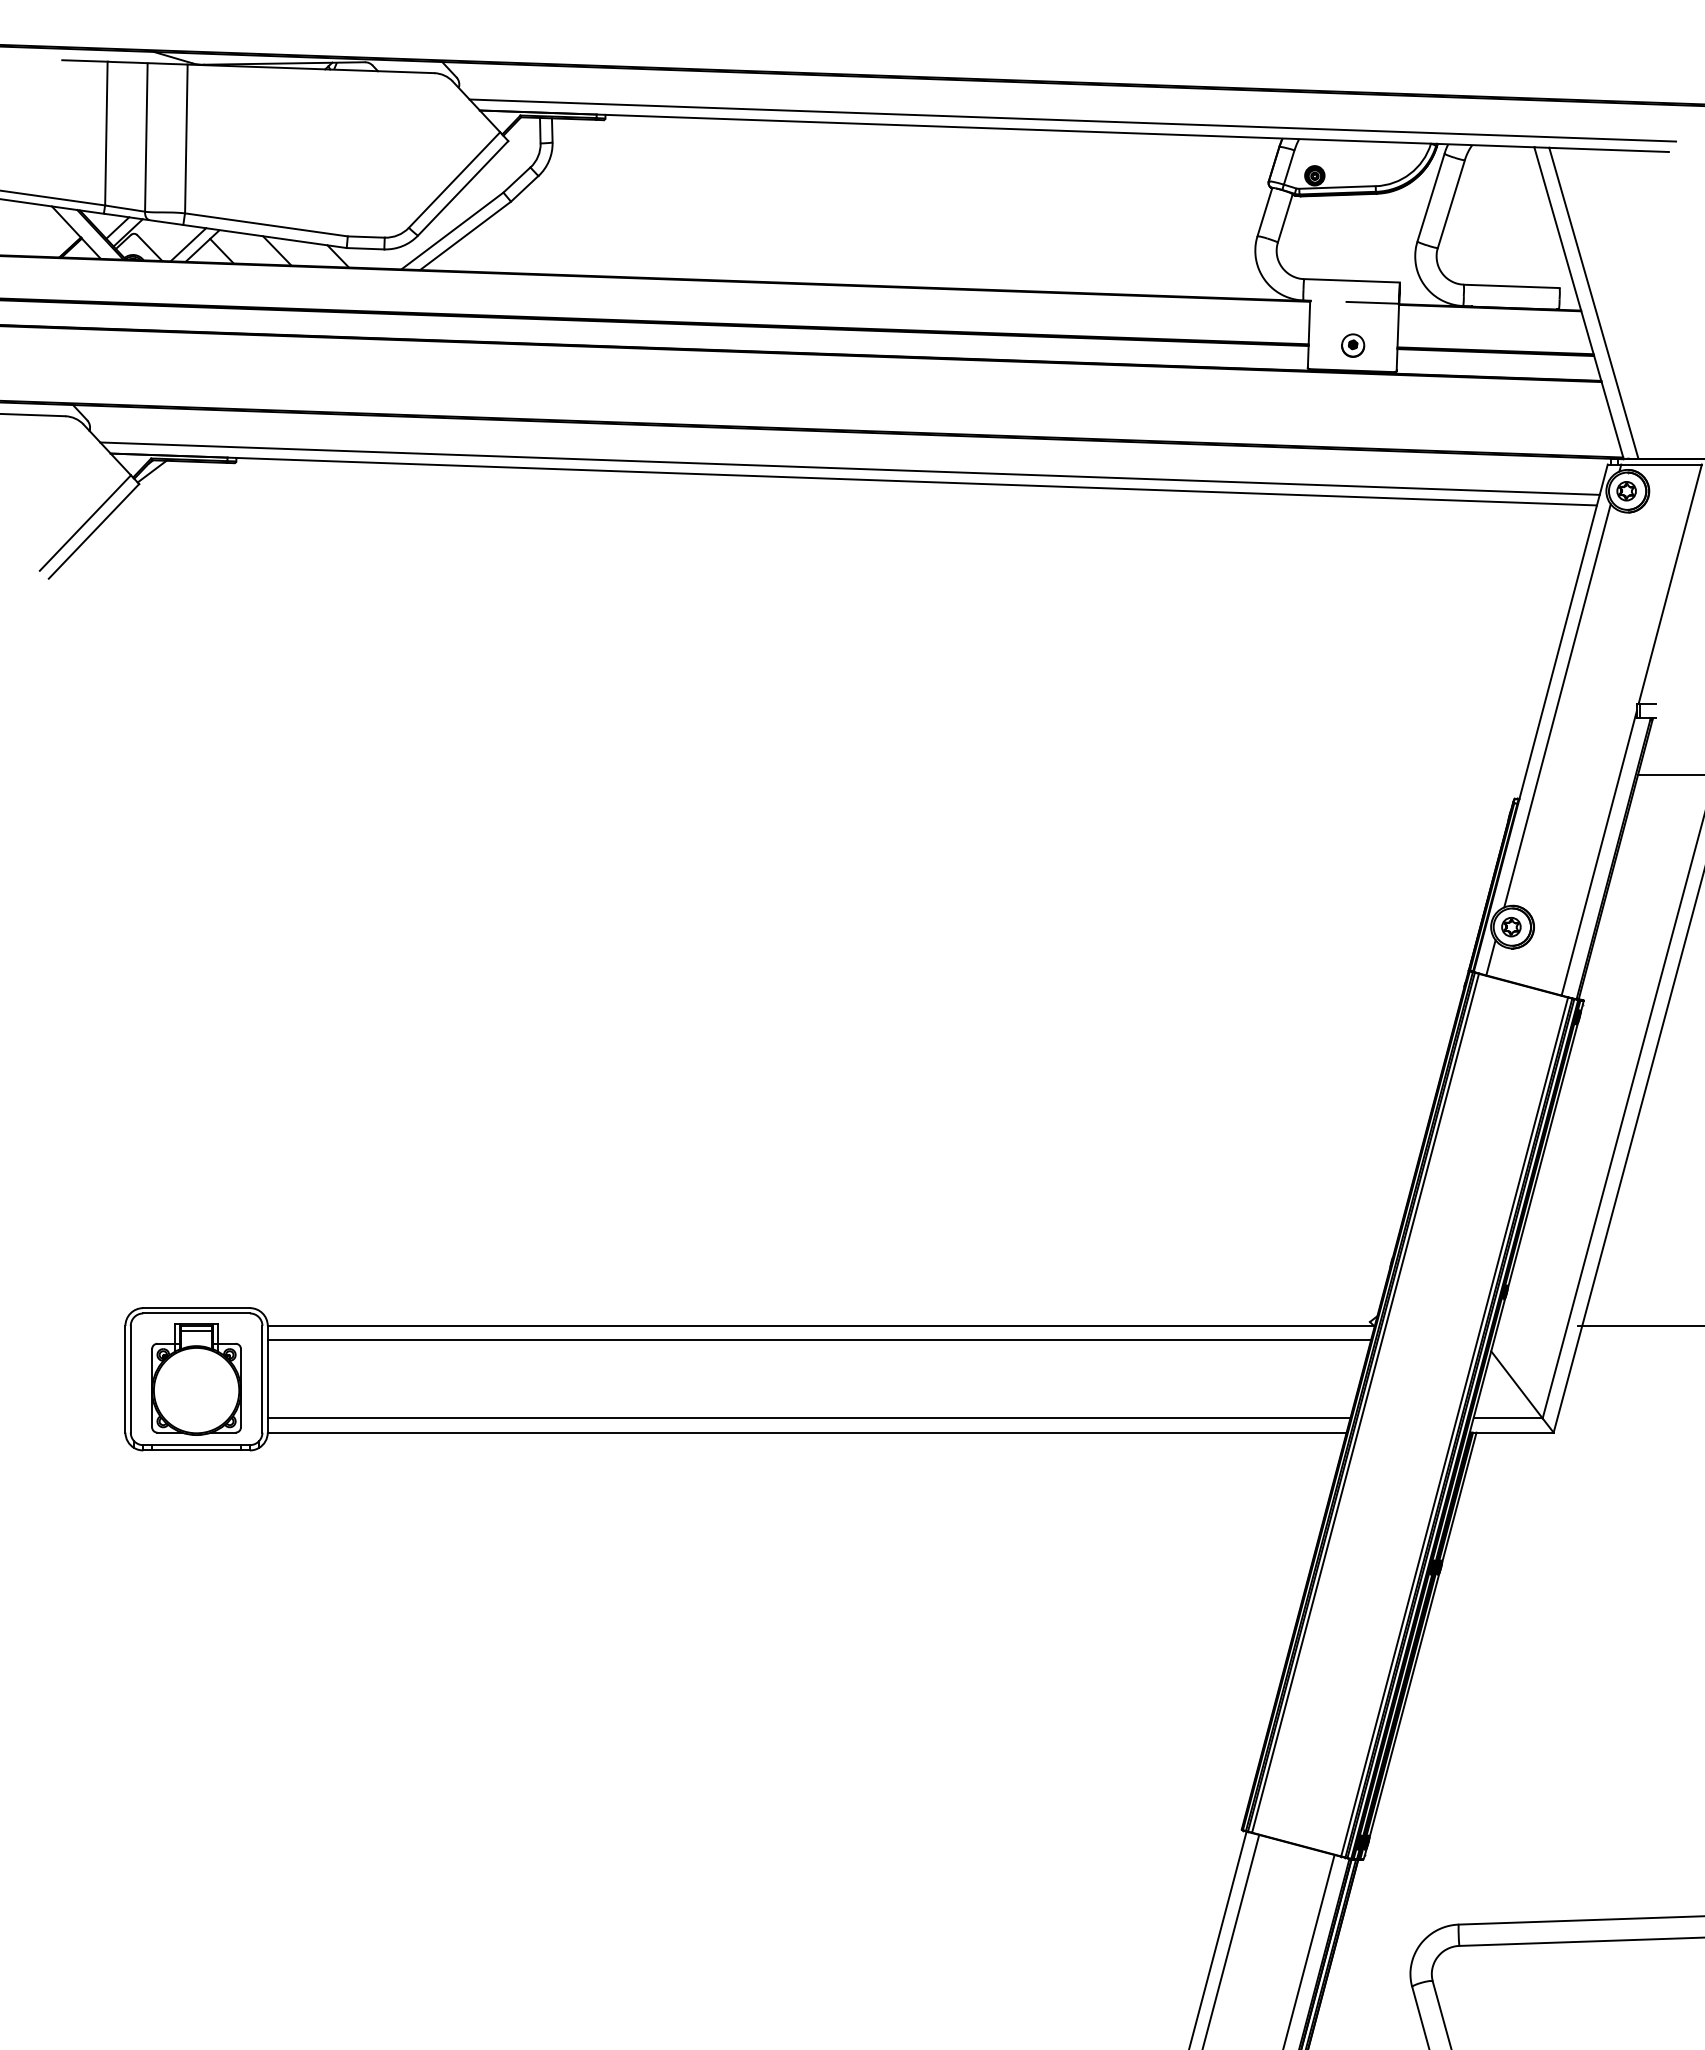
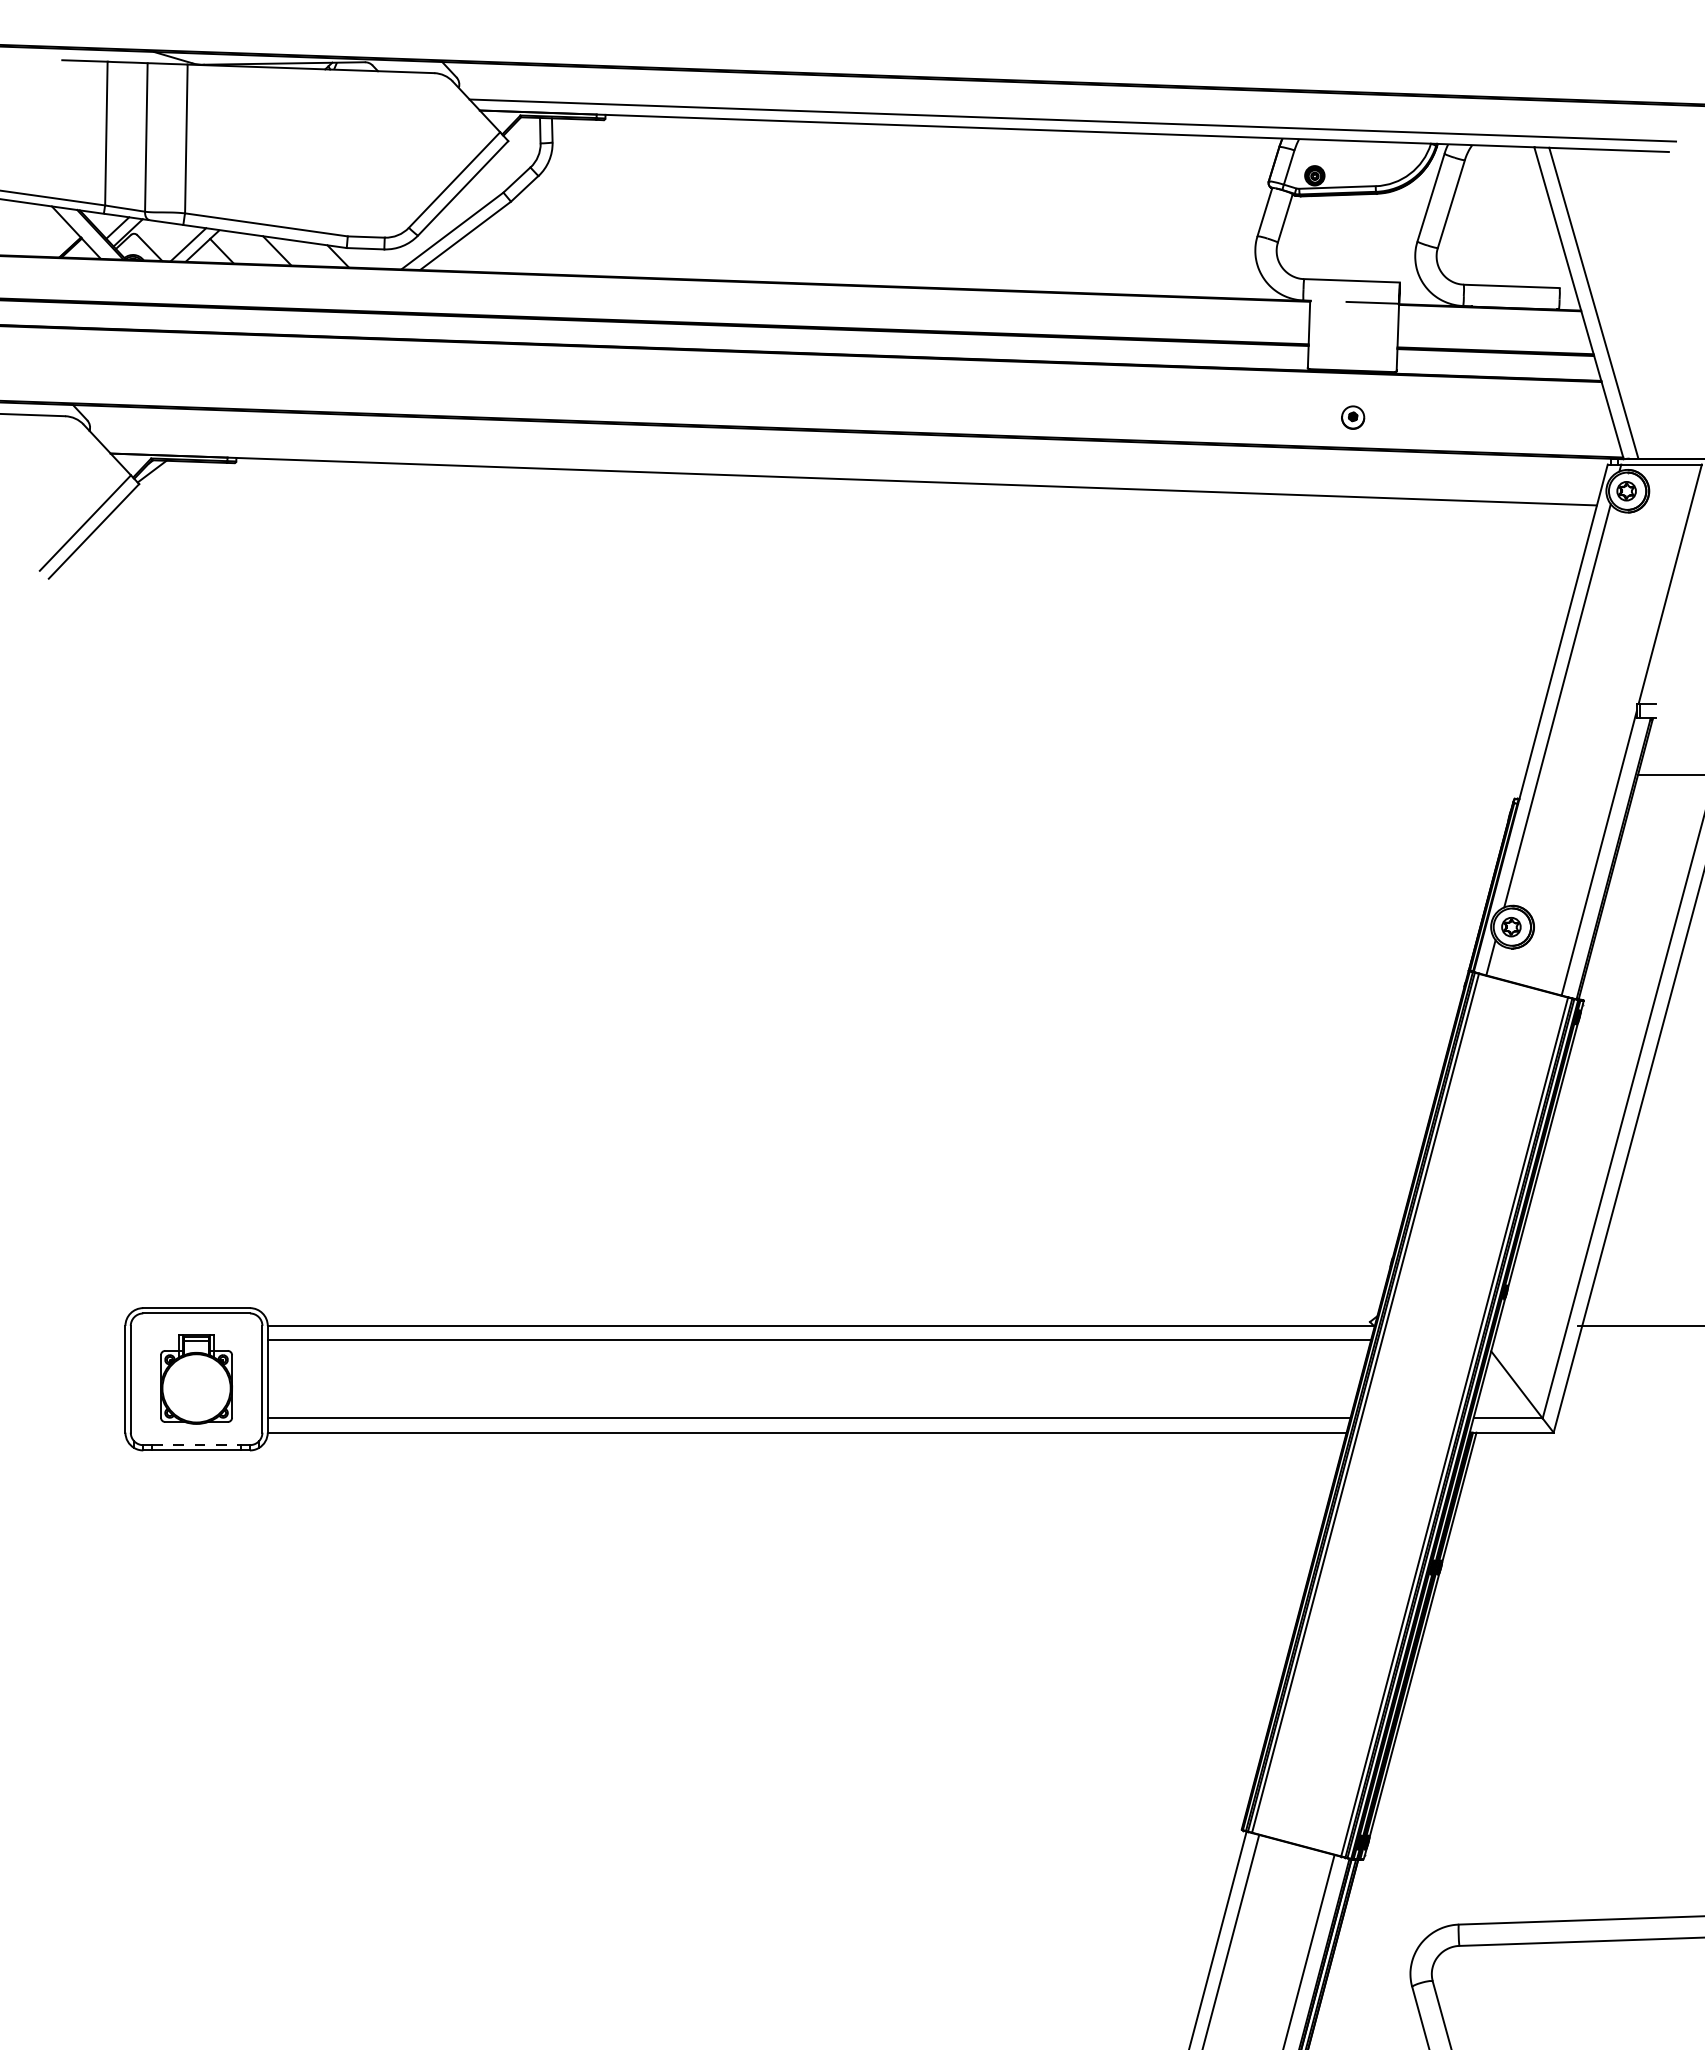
part position: (1353, 345) -> (1353, 417) (1353, 417)
line: present -> none (849, 468)
part size: 91x113 px -> 73x91 px (196, 1379)
line: solid -> dashed (197, 1445)
